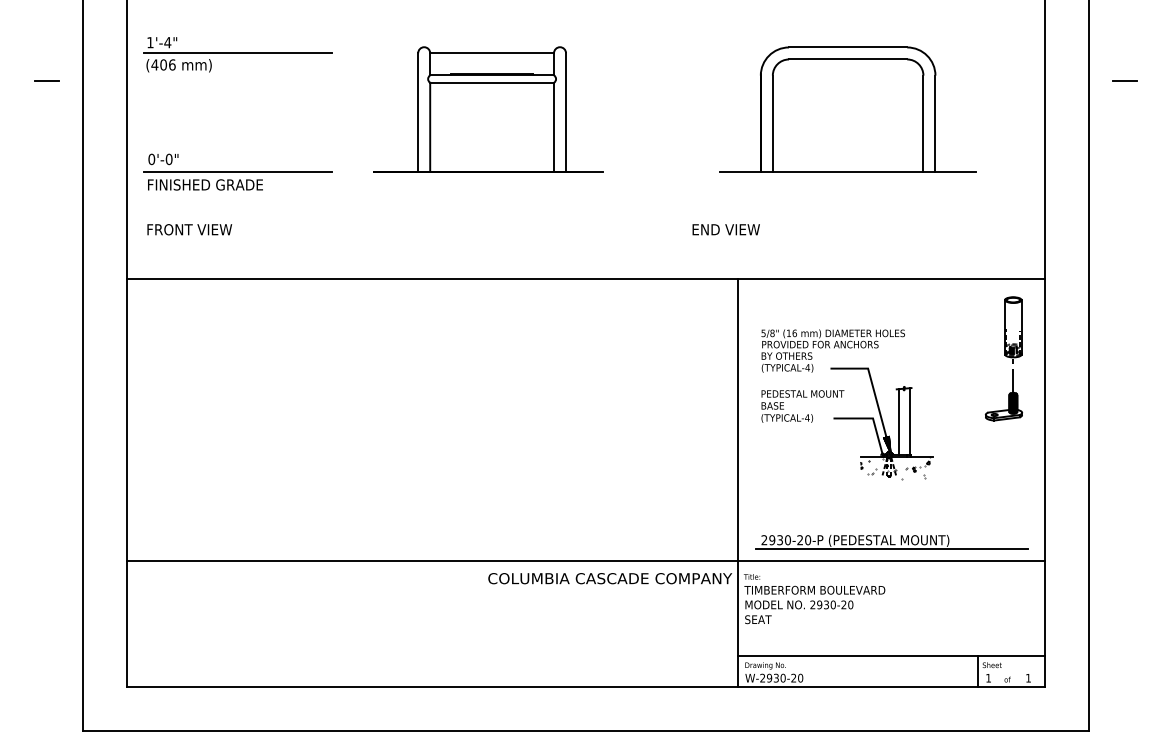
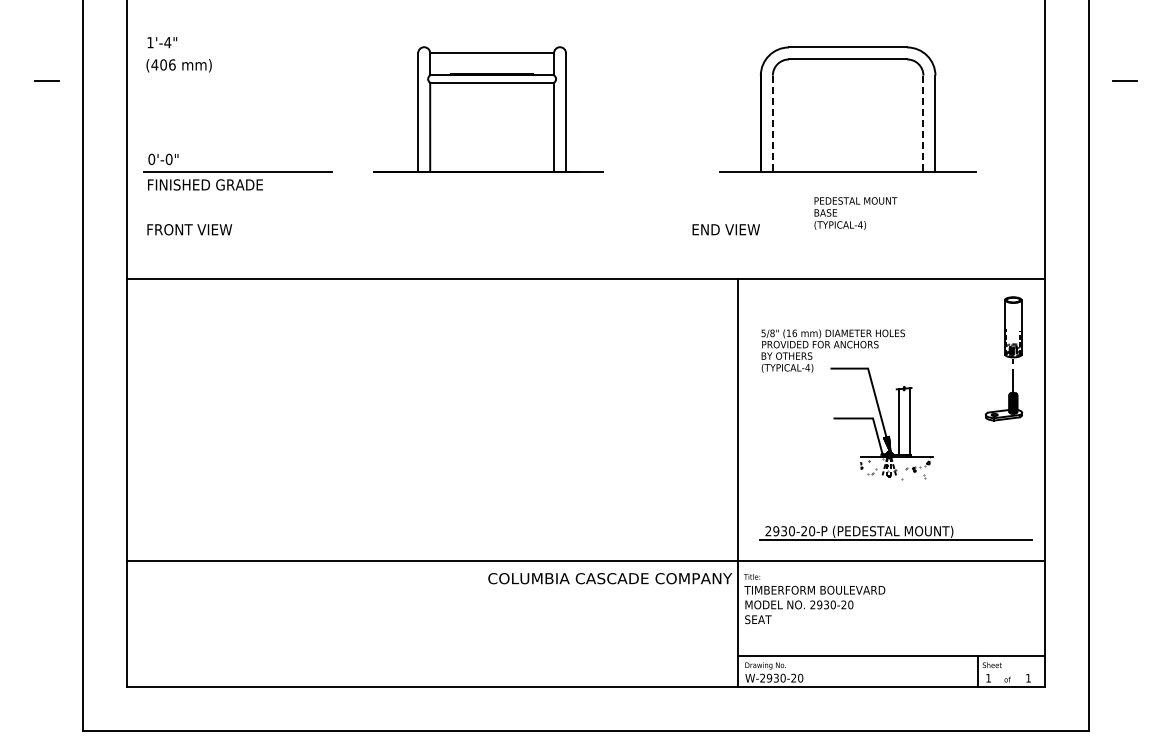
line: present -> none (238, 53)
line: solid -> dashed (772, 124)
line: solid -> dashed (923, 124)
text position: (802, 406) -> (855, 213) (855, 213)
part position: (891, 542) -> (895, 533) (895, 533)
